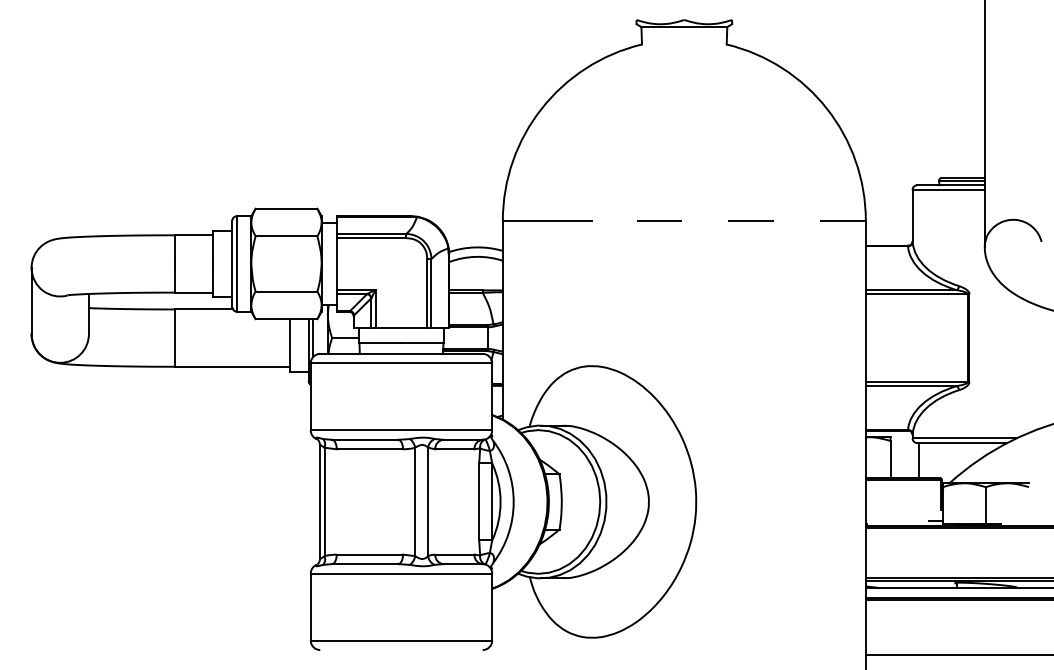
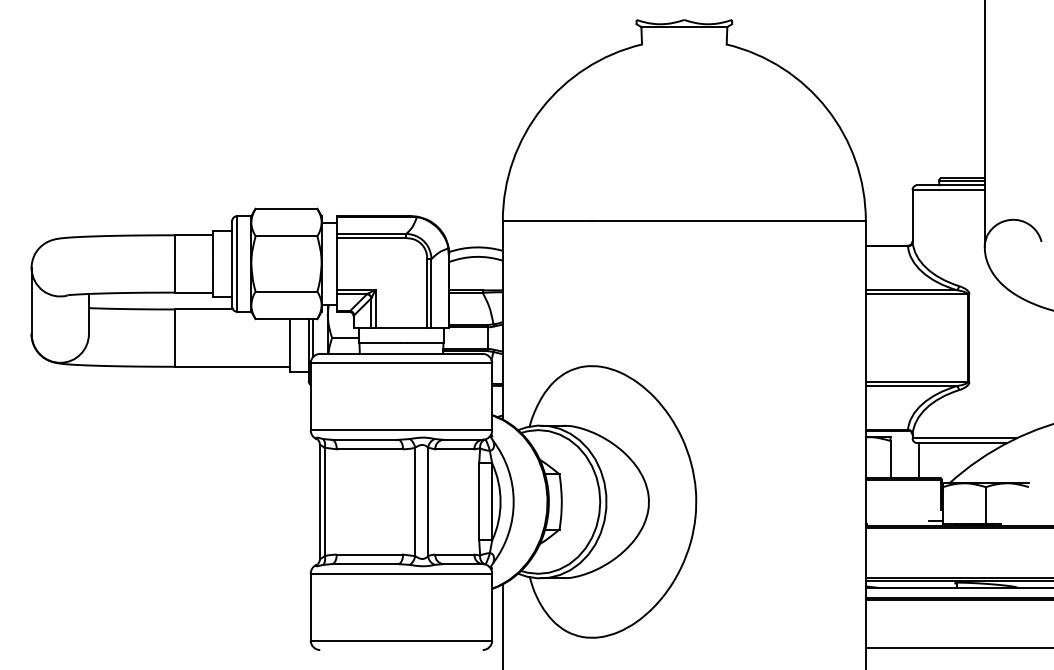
line: dashed -> solid (728, 221)
line: none -> present (502, 625)
line position: (957, 655) -> (957, 648) (957, 648)
